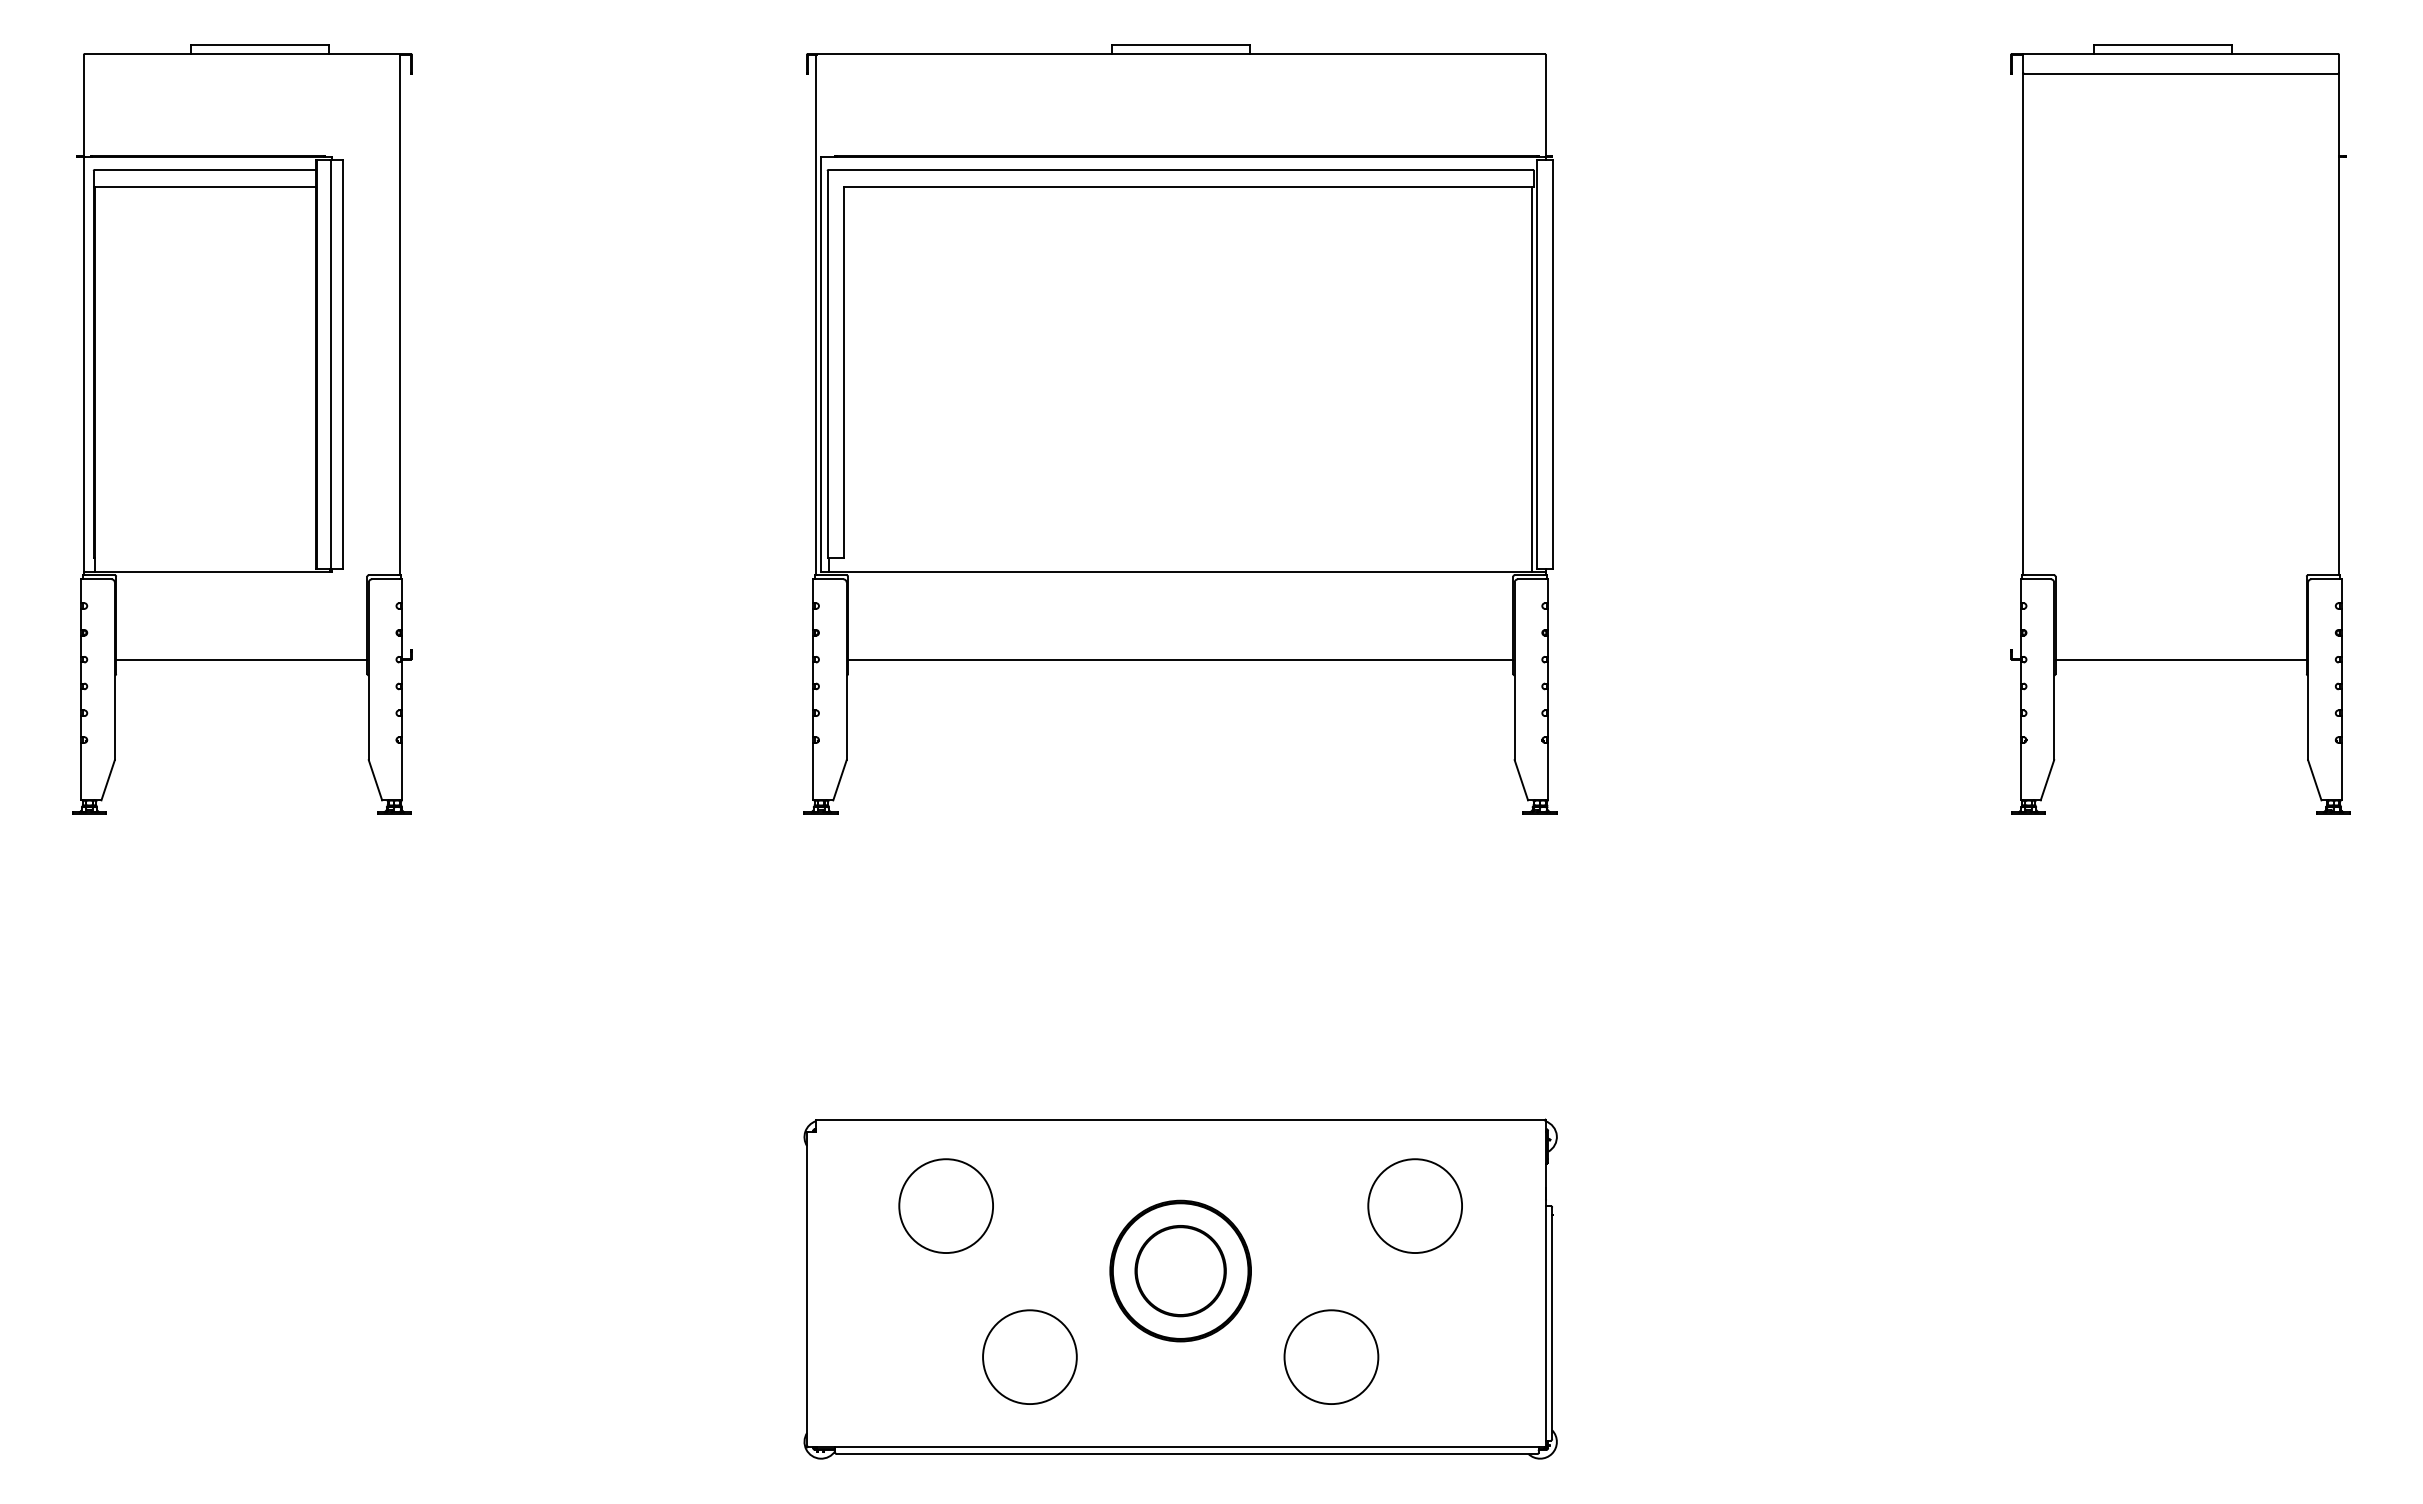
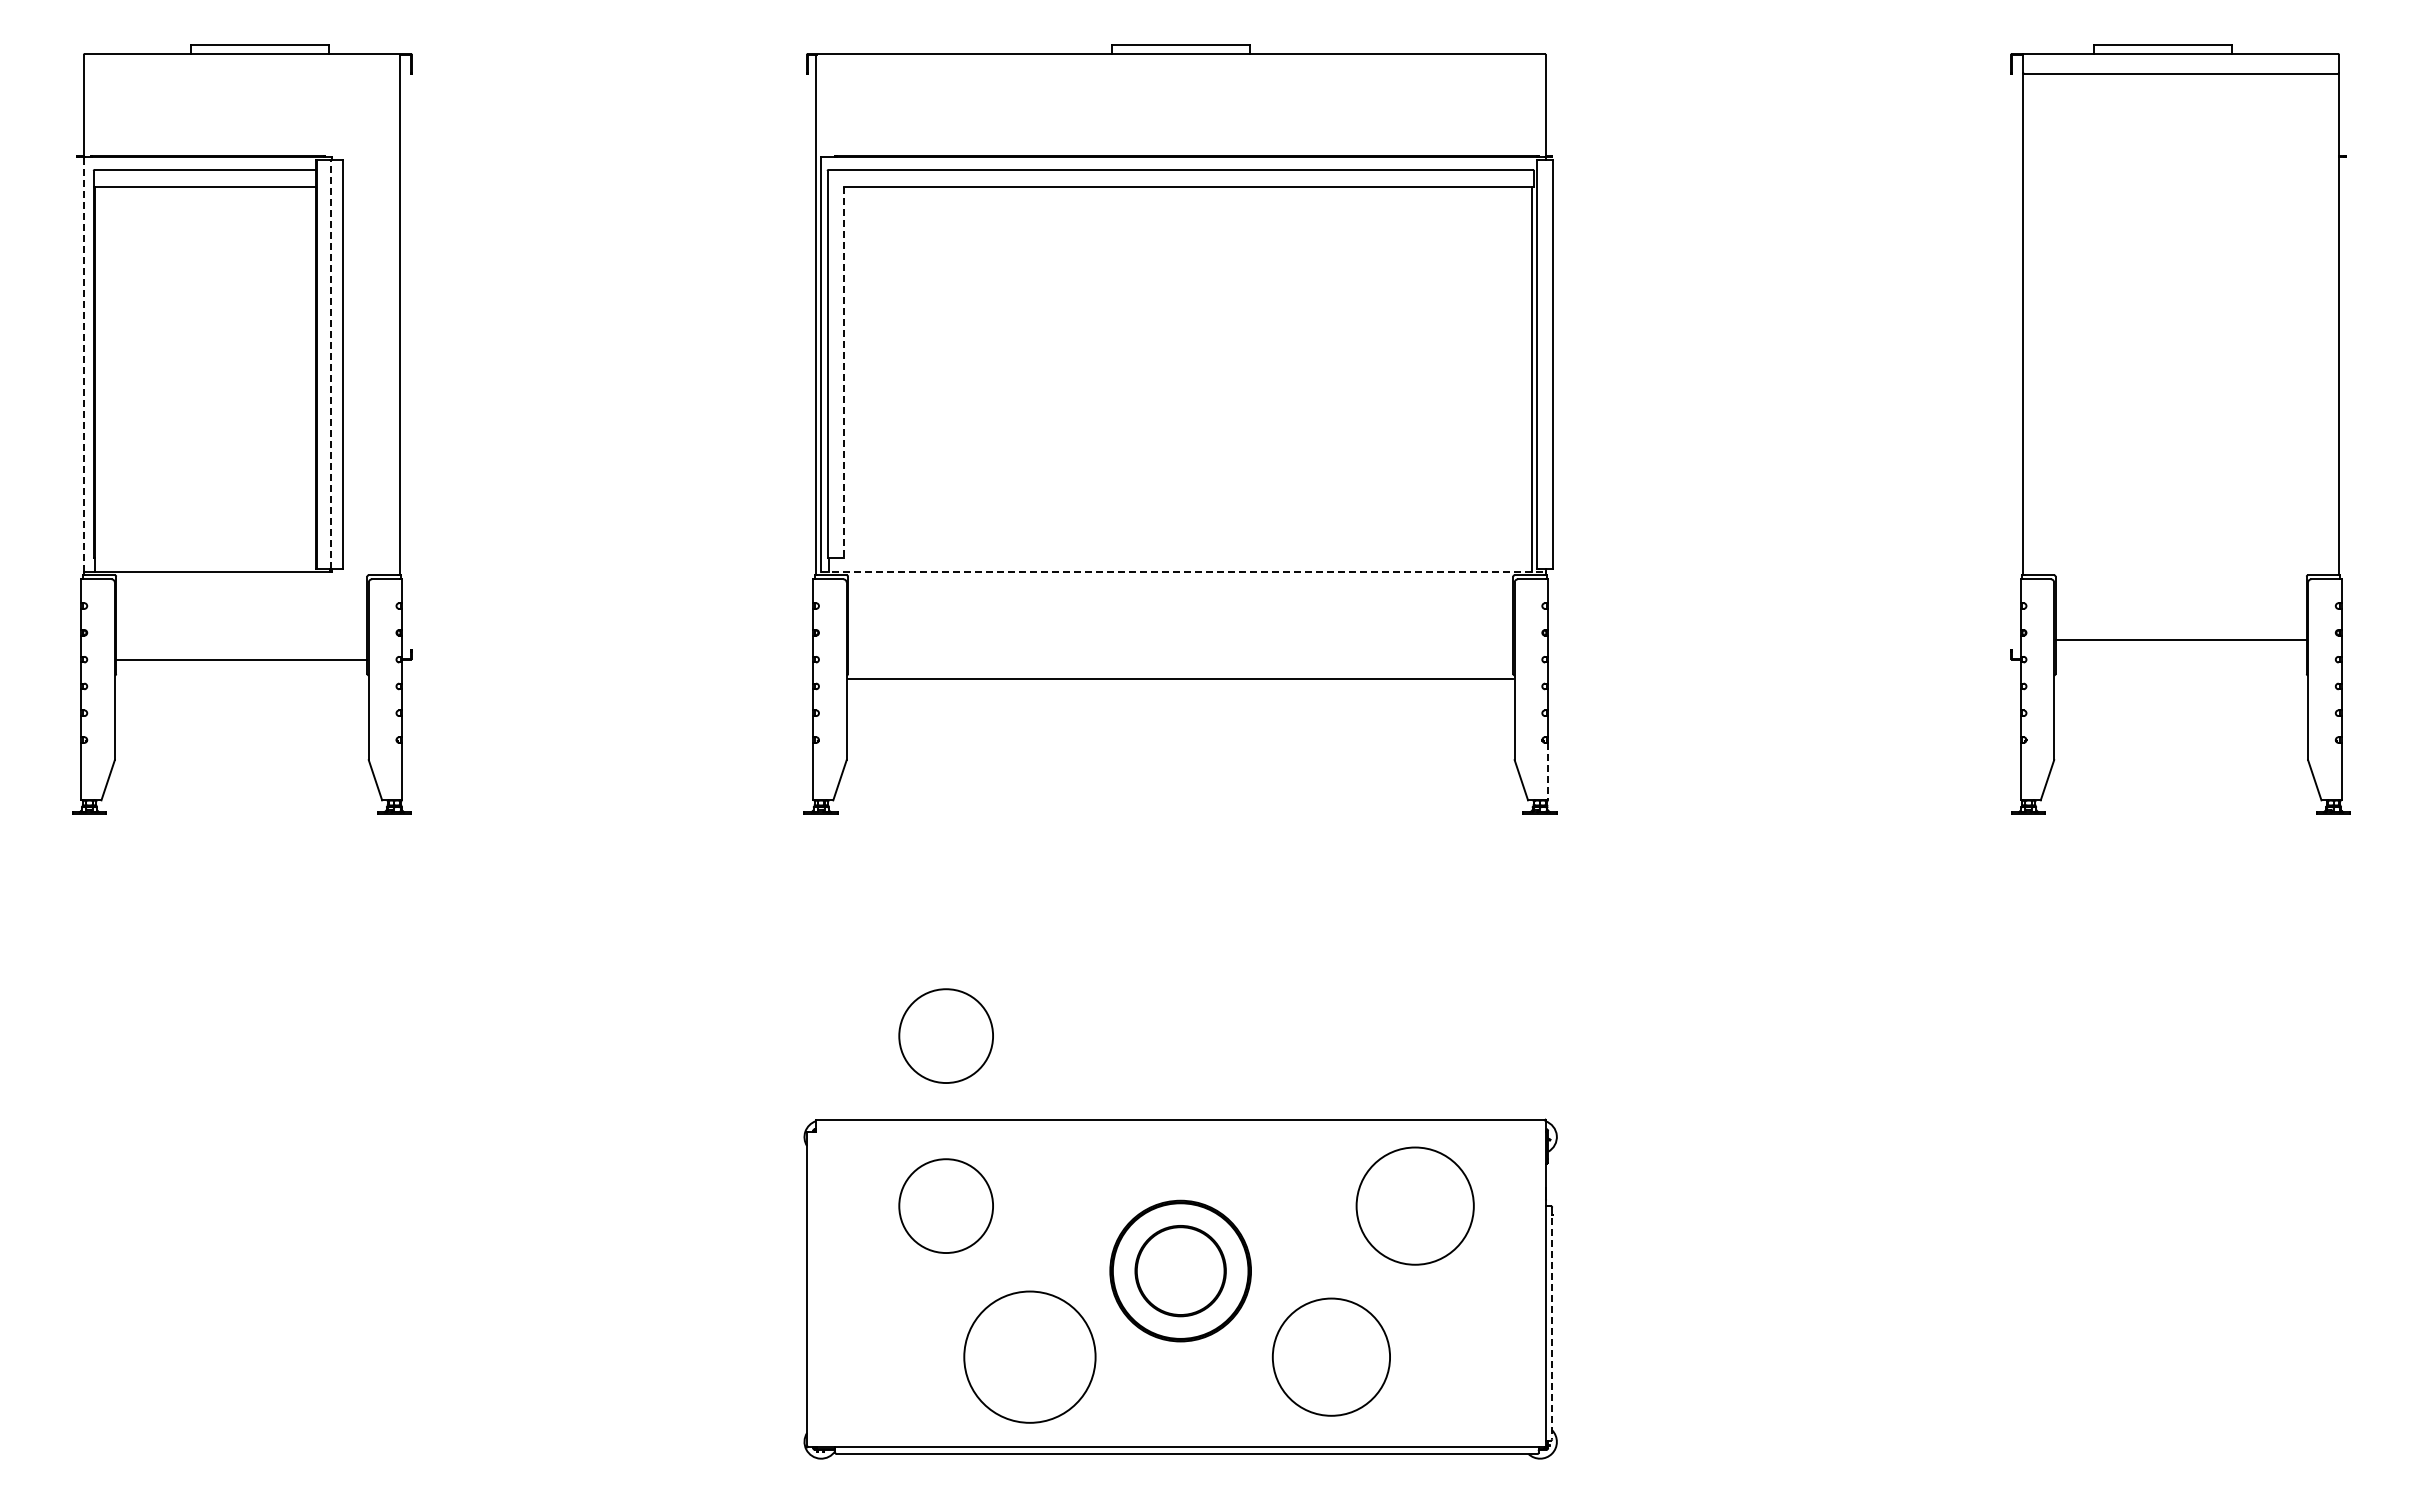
line: solid -> dashed (330, 363)
line: solid -> dashed (84, 364)
line: solid -> dashed (844, 372)
line: solid -> dashed (1183, 571)
line position: (1180, 659) -> (1180, 678) (1180, 678)
line position: (2180, 659) -> (2180, 639) (2180, 639)
line: solid -> dashed (1548, 771)
circle: none -> present (945, 1035)
circle size: 96x96 px -> 120x120 px (1414, 1205)
line: solid -> dashed (1552, 1323)
circle diameter: 94 px -> 131 px (1029, 1356)
circle diameter: 94 px -> 117 px (1331, 1356)
